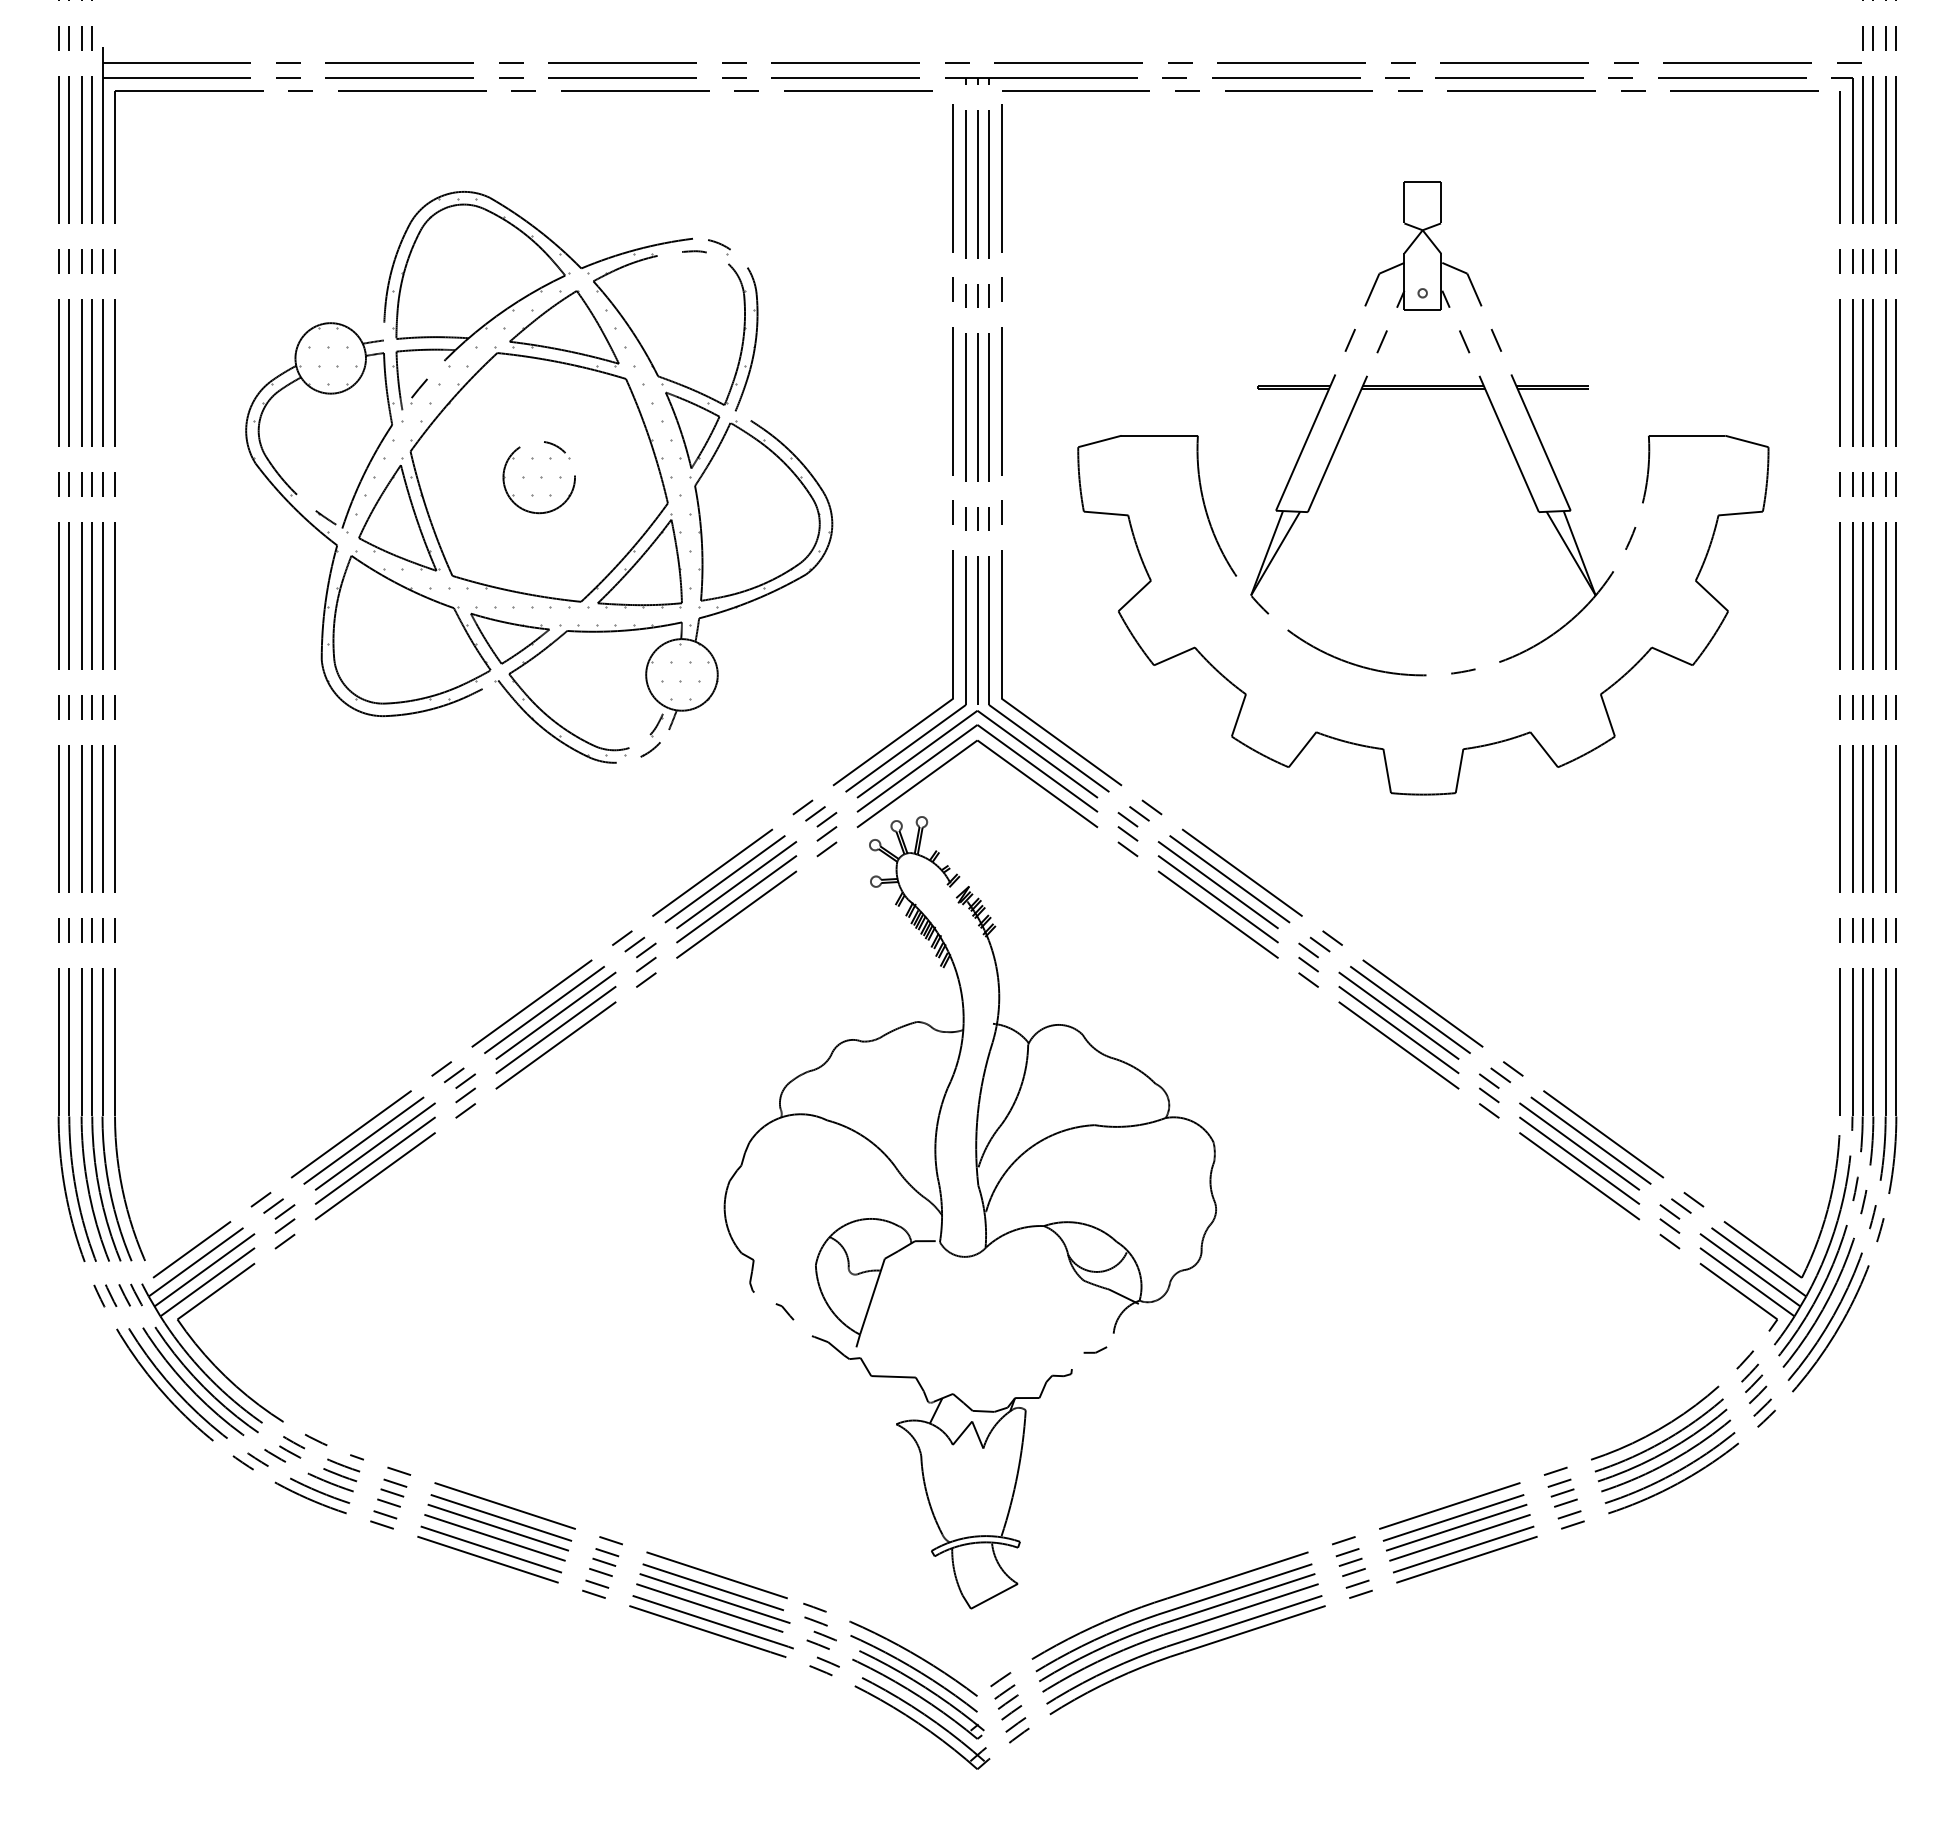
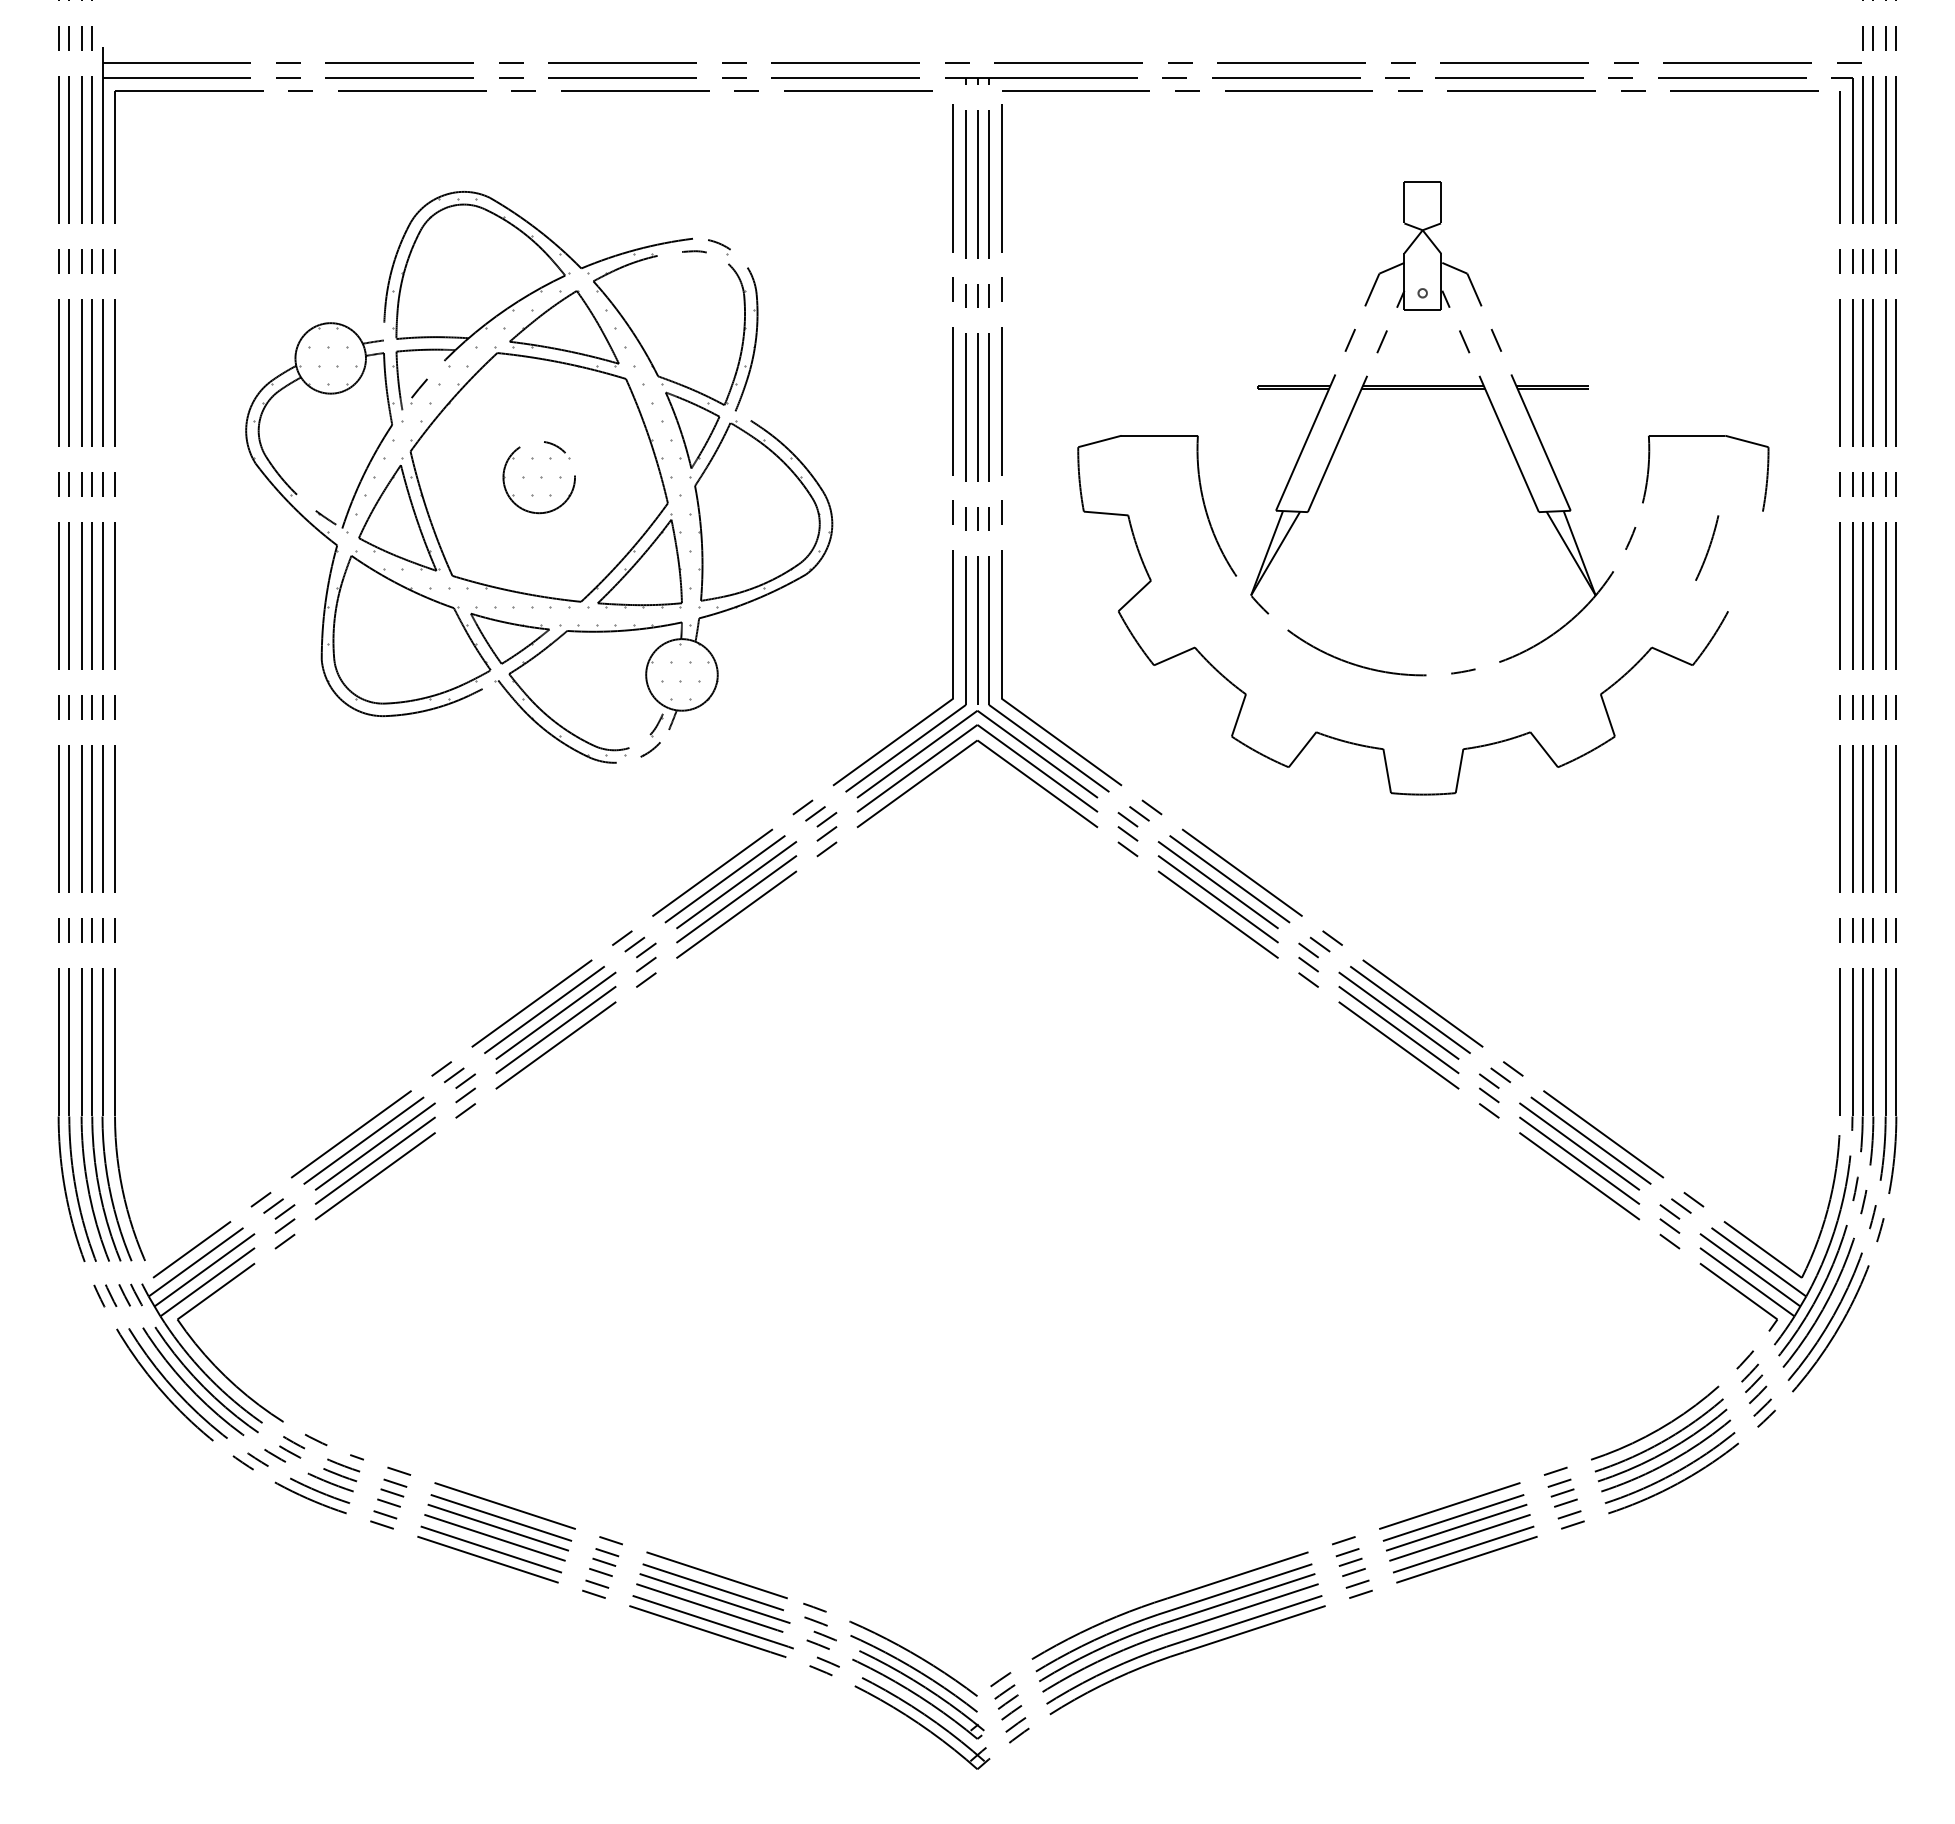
line: present -> none (1740, 513)
line: present -> none (1711, 595)
part: present -> none (982, 1207)
